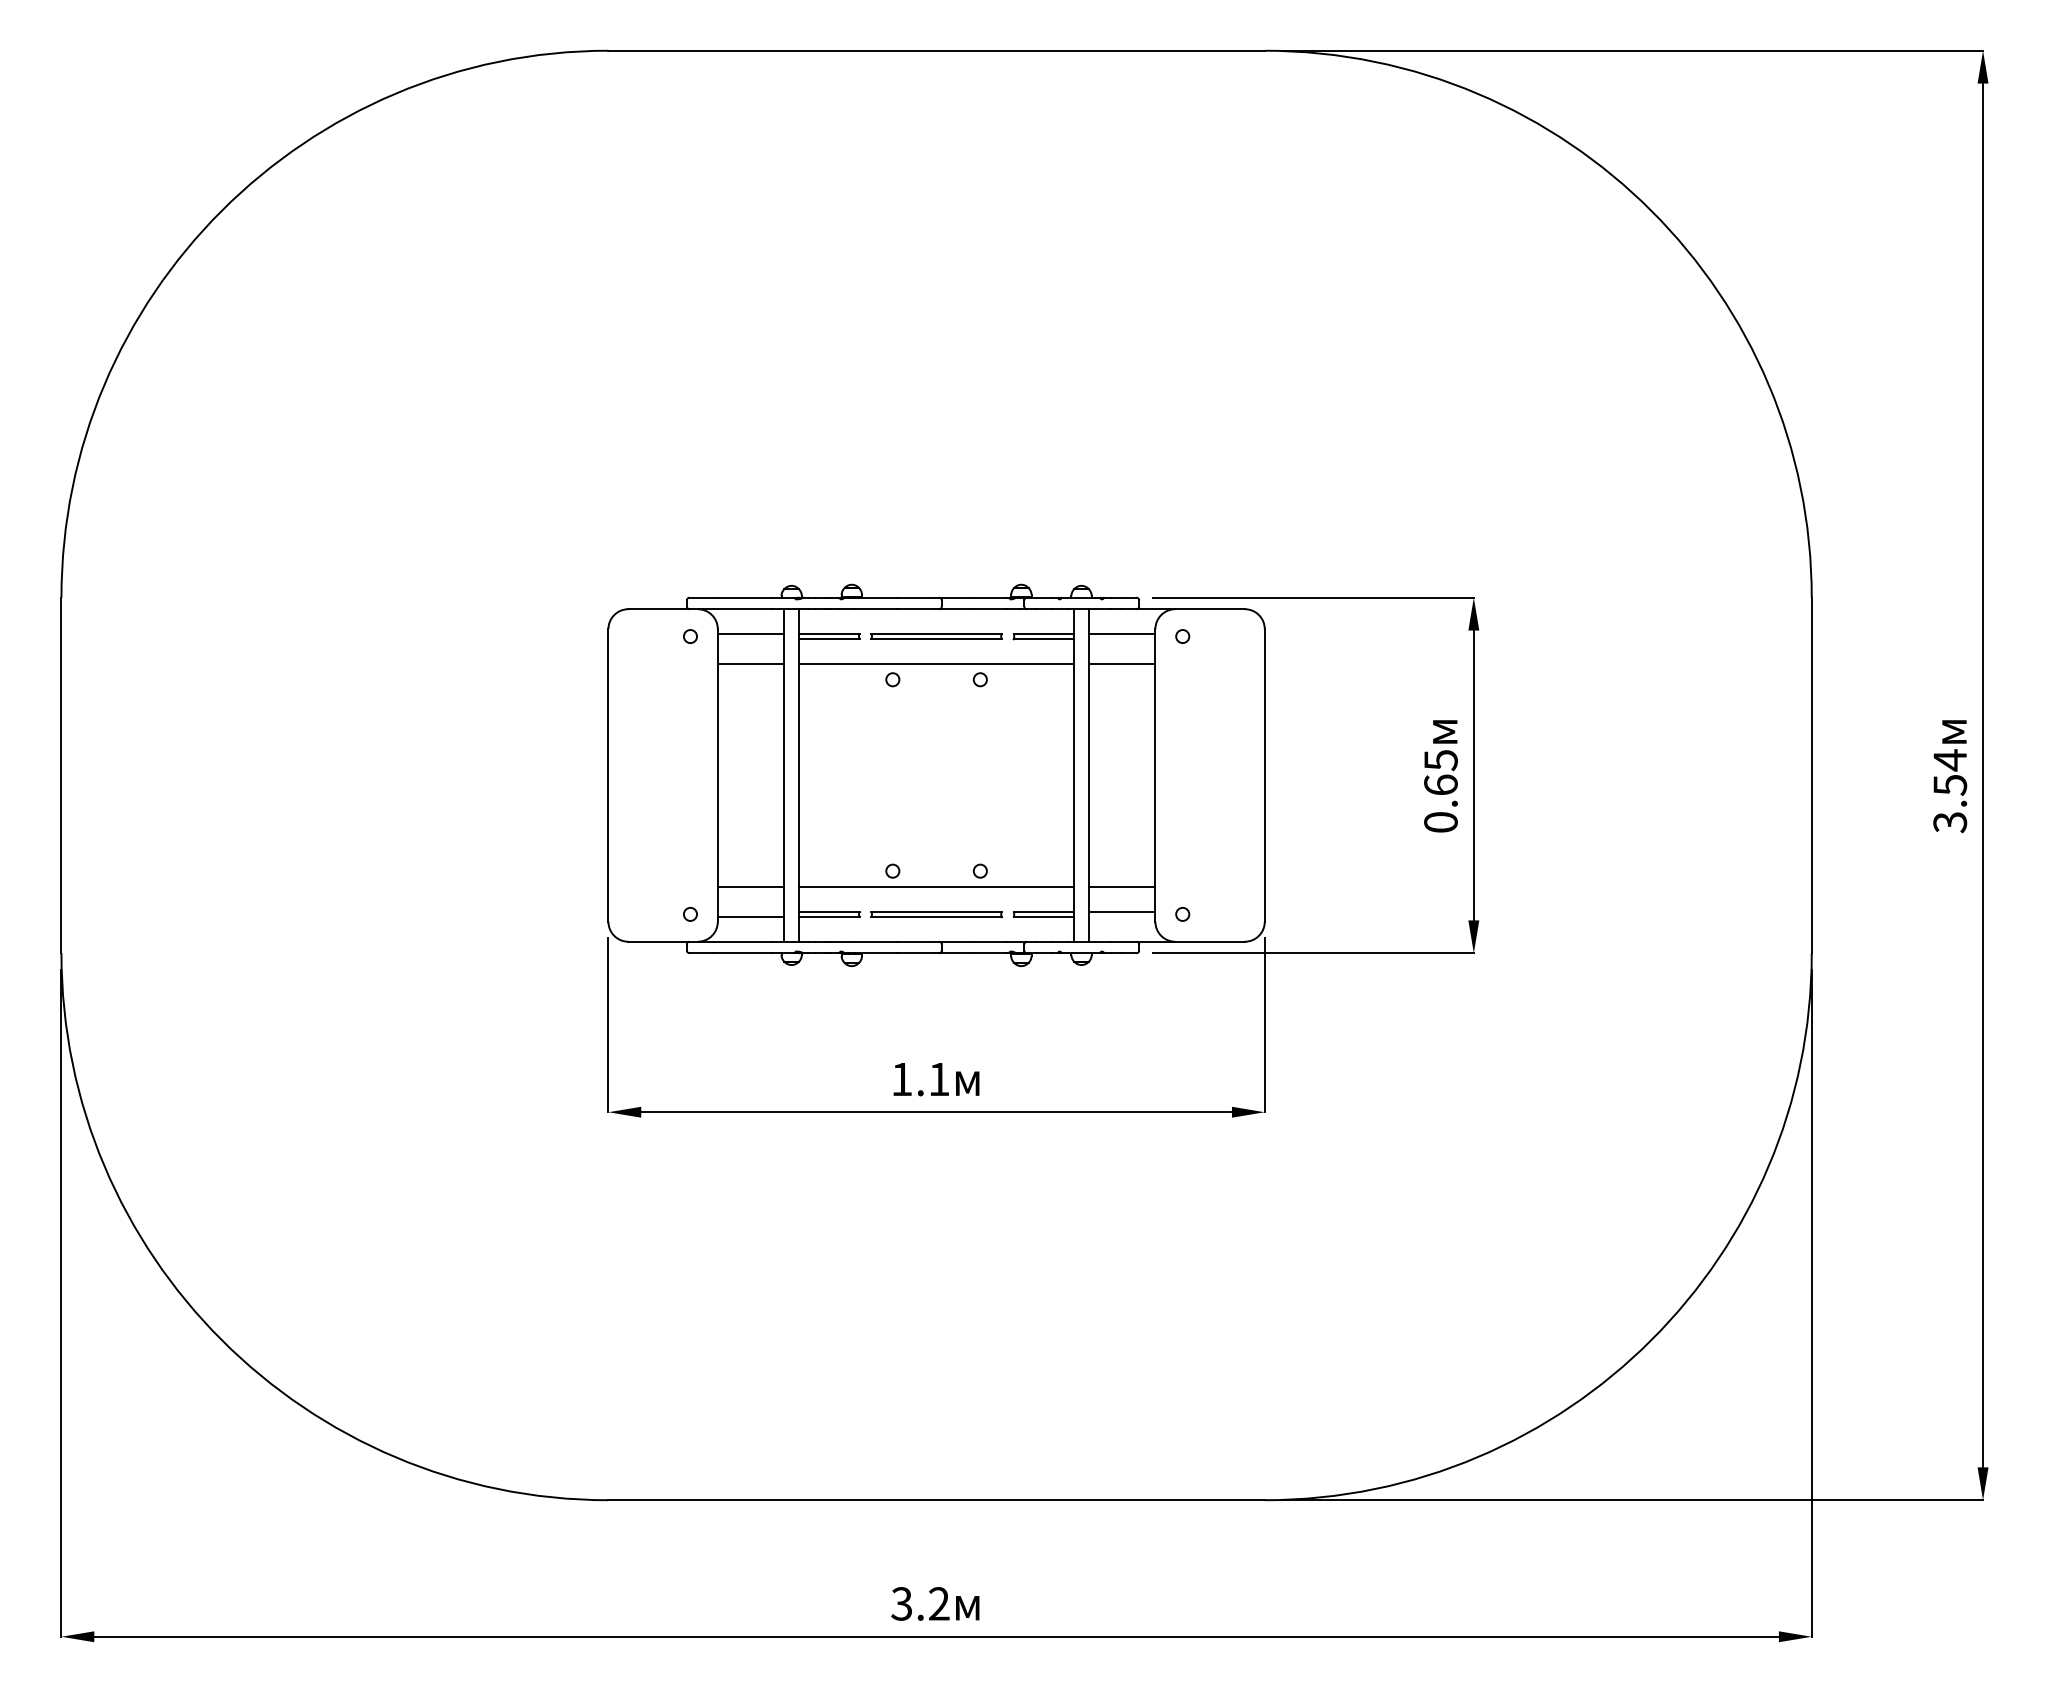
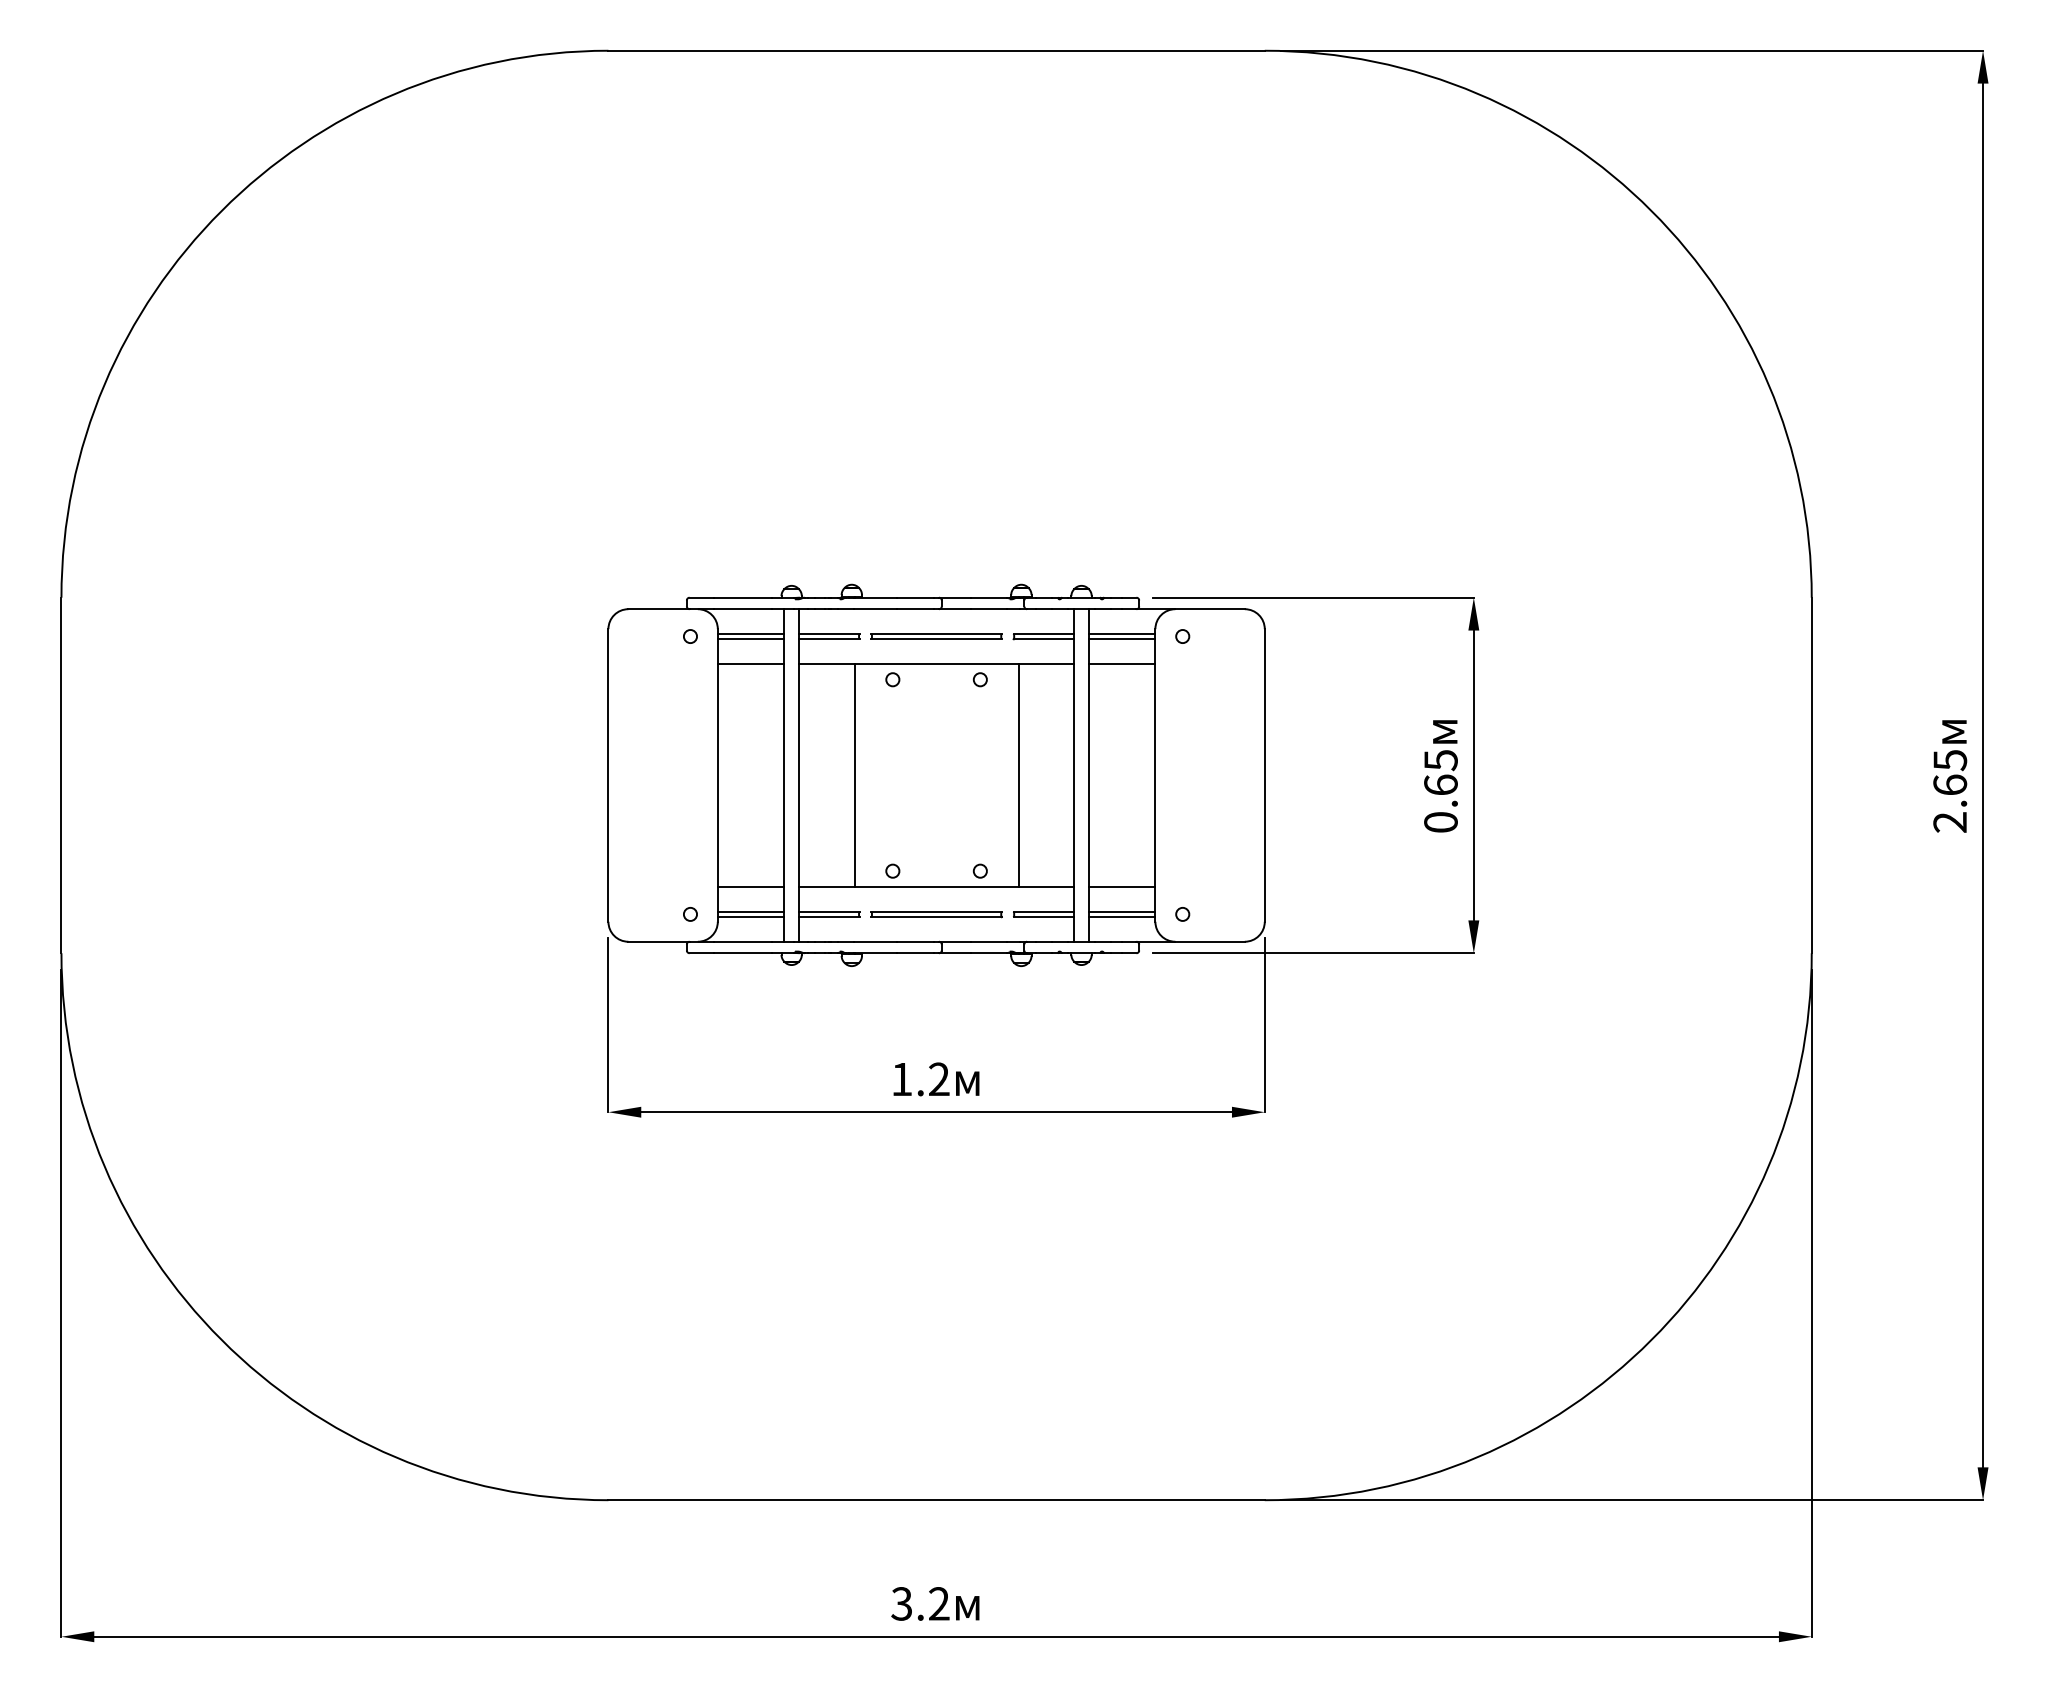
line: none -> present (750, 639)
line: none -> present (1121, 639)
line: none -> present (854, 775)
line: none -> present (1018, 775)
text: 3.54 -> 2.65 (1950, 791)
line: none -> present (750, 911)
line: none -> present (1121, 917)
text: 1.1 -> 1.2 (939, 1078)
